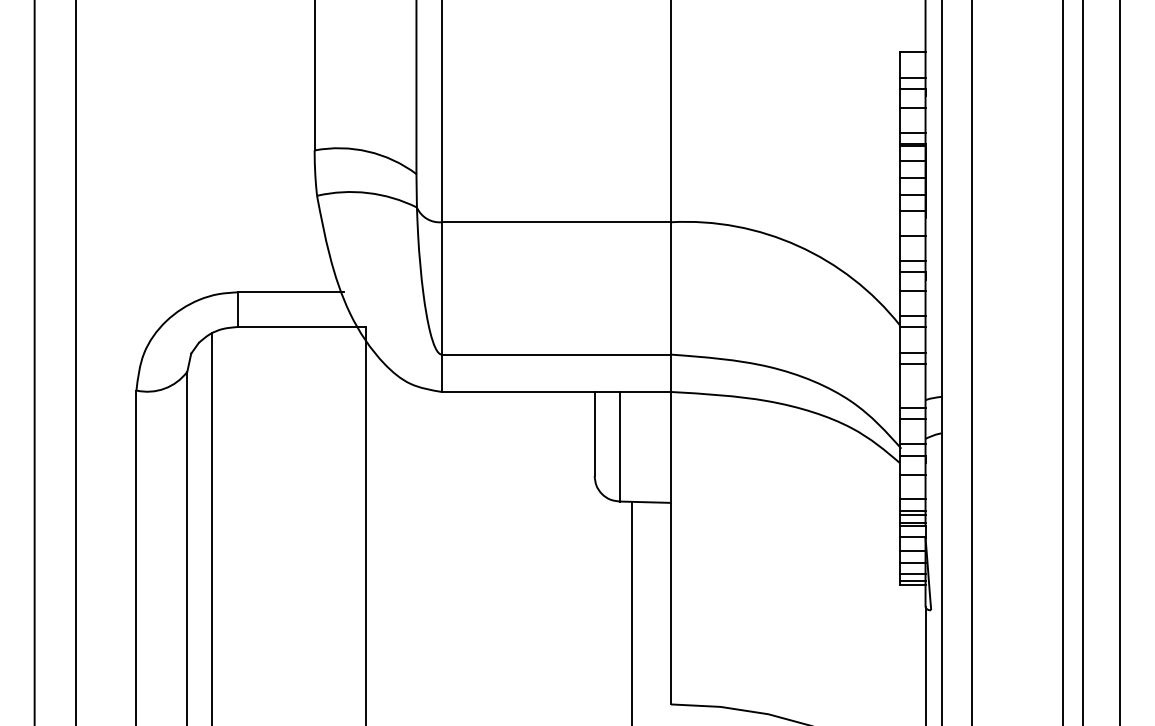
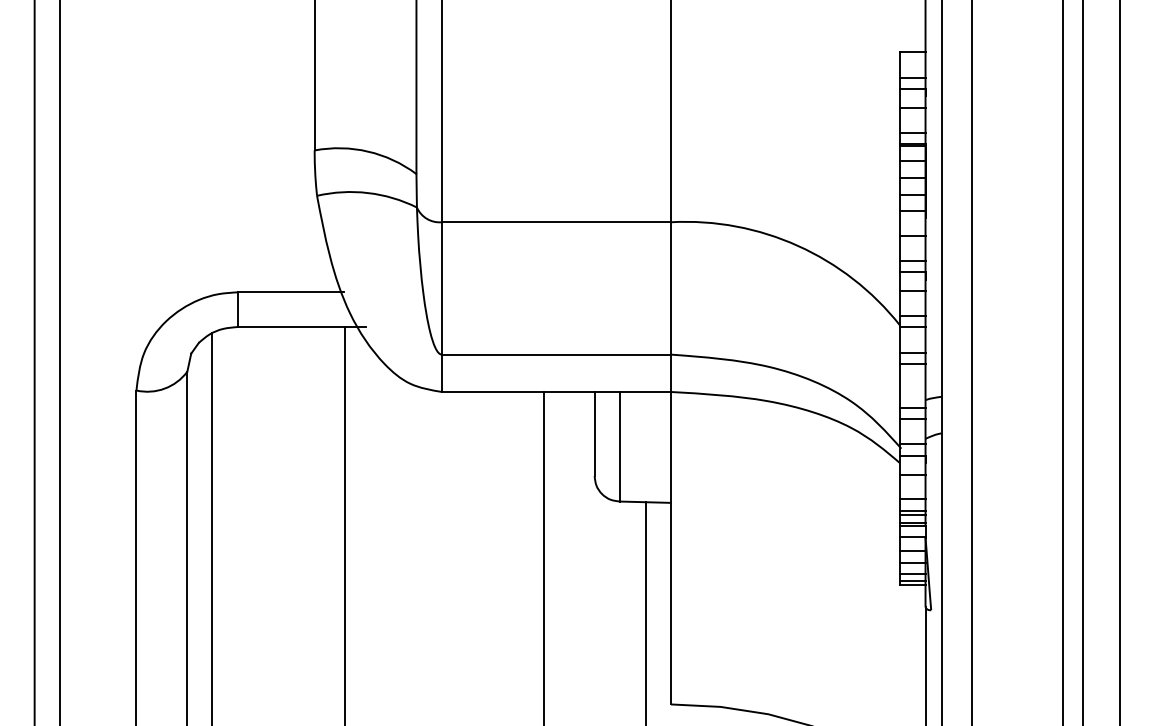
line position: (76, 362) -> (60, 362) (60, 362)
line position: (366, 524) -> (345, 524) (345, 524)
line: none -> present (543, 556)
line position: (631, 612) -> (645, 612) (645, 612)
